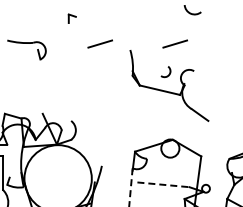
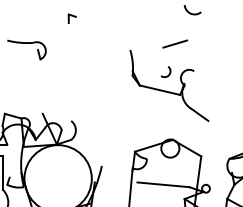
line: present -> none (99, 43)
line: dashed -> solid (163, 184)
line: dashed -> solid (130, 188)
